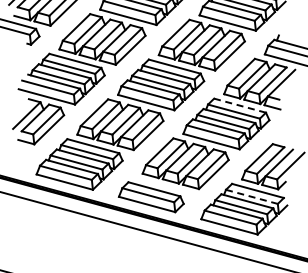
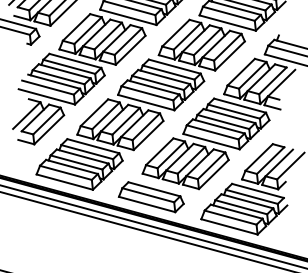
line: dashed -> solid (240, 105)
line: dashed -> solid (251, 196)
line: none -> present (153, 226)
